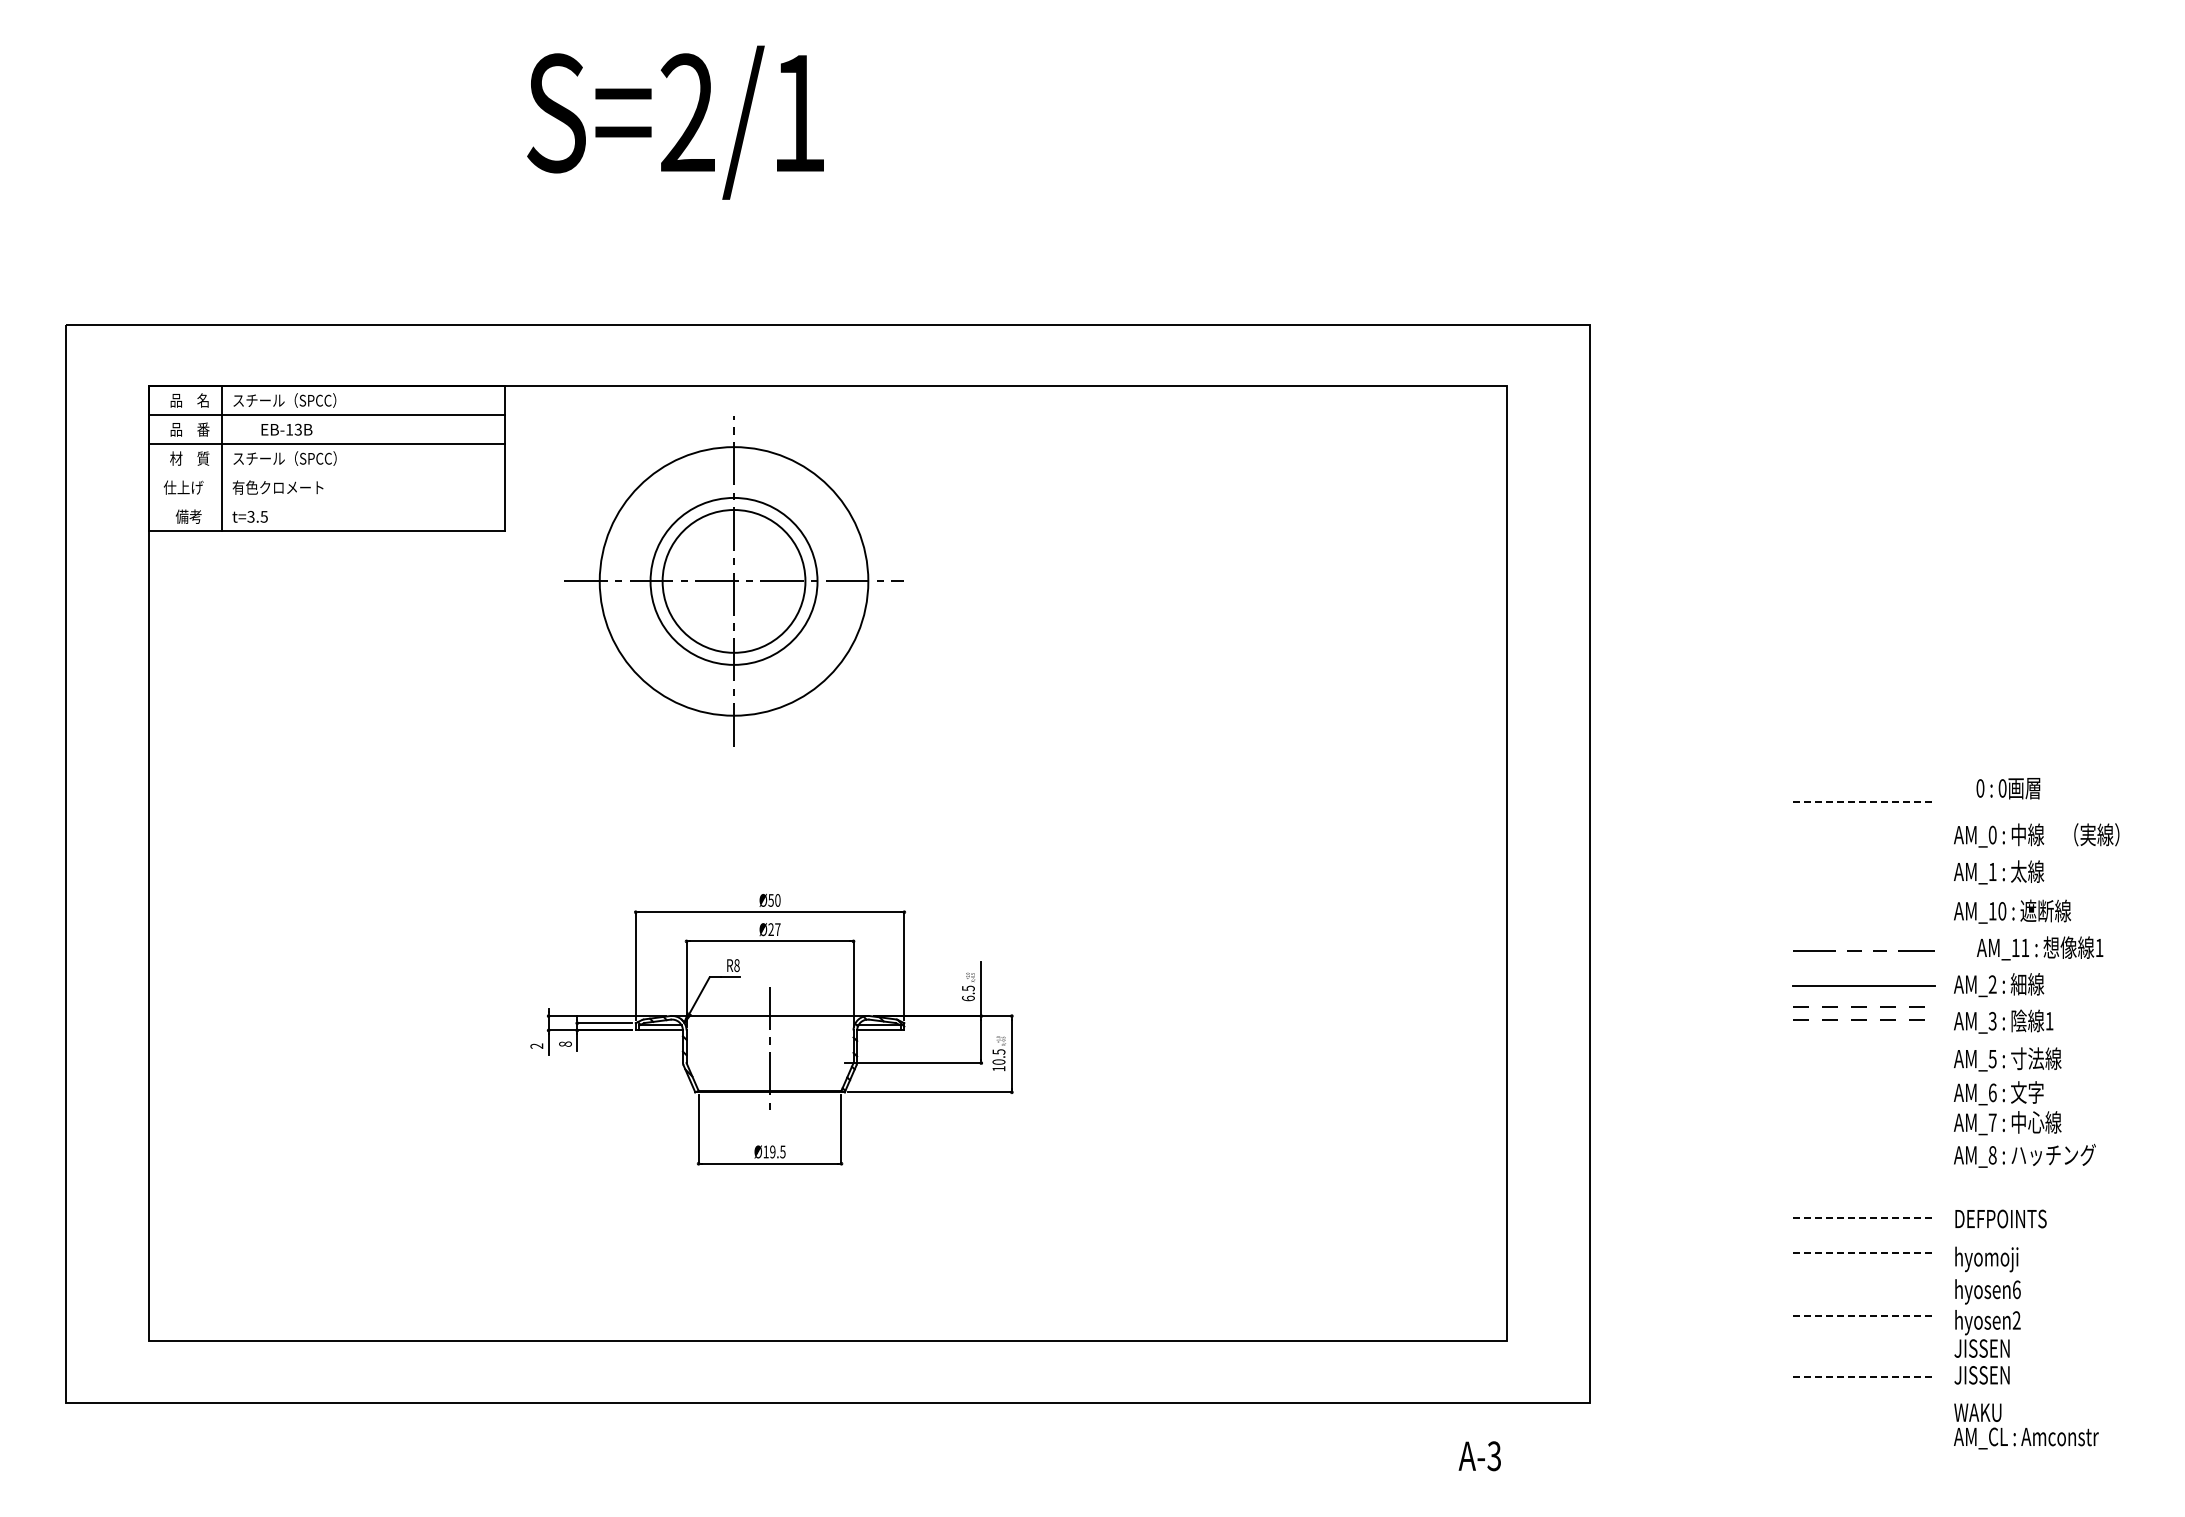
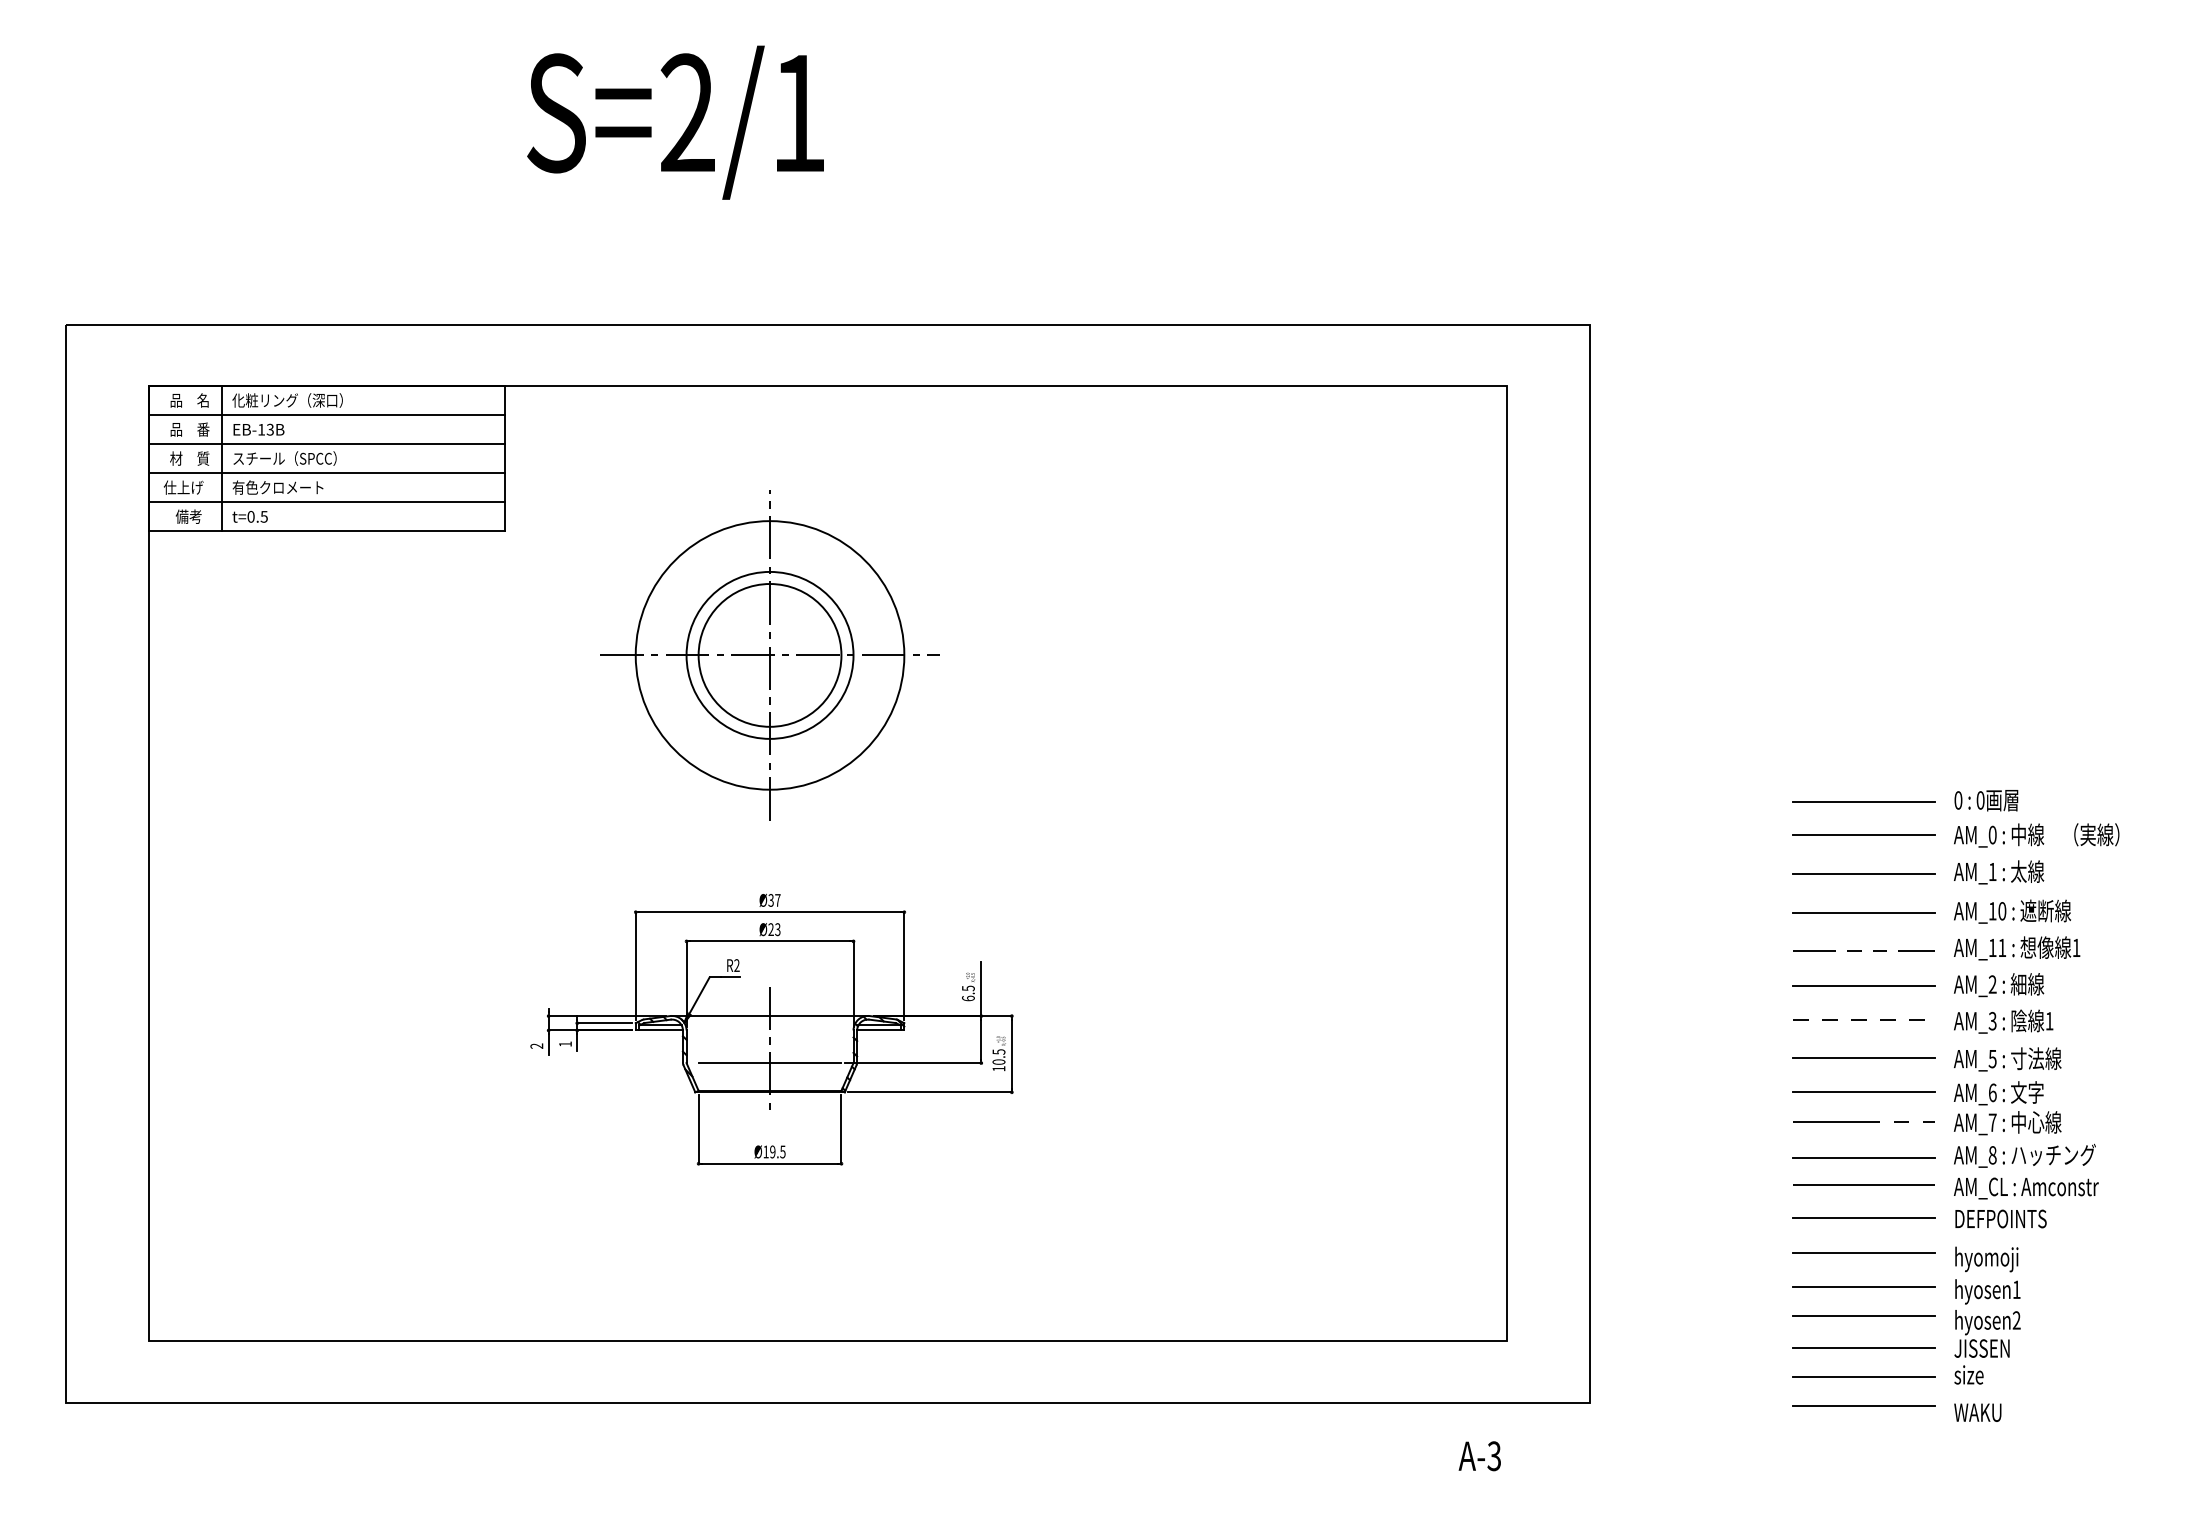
text: スチール（SPCC） -> 化粧リング（深口） (287, 400)
text position: (286, 429) -> (258, 429) (258, 429)
line: none -> present (326, 473)
line: none -> present (326, 502)
text: t=3.5 -> t=0.5 (250, 516)
part position: (733, 581) -> (769, 655) (769, 655)
text position: (2008, 788) -> (1986, 800) (1986, 800)
line: dashed -> solid (1864, 802)
line: none -> present (1863, 835)
line: none -> present (1863, 874)
text: Ø50 -> Ø37 (774, 900)
line: none -> present (1863, 913)
text: Ø27 -> Ø23 (777, 929)
text position: (2040, 948) -> (2017, 948) (2017, 948)
text: R8 -> R2 (736, 965)
line: present -> none (1858, 1006)
text: 8 -> 1 (565, 1043)
line: none -> present (1863, 1057)
line: none -> present (769, 1063)
line: none -> present (1863, 1091)
line: none -> present (1863, 1121)
line: none -> present (1863, 1157)
line: none -> present (1863, 1185)
line: dashed -> solid (1864, 1217)
line: dashed -> solid (1864, 1252)
line: none -> present (1863, 1287)
text: hyosen6 -> hyosen1 (2016, 1289)
line: dashed -> solid (1864, 1315)
line: none -> present (1863, 1348)
text: JISSEN -> size (1981, 1374)
line: dashed -> solid (1864, 1377)
line: none -> present (1863, 1405)
text position: (2026, 1438) -> (2026, 1188) (2026, 1188)
